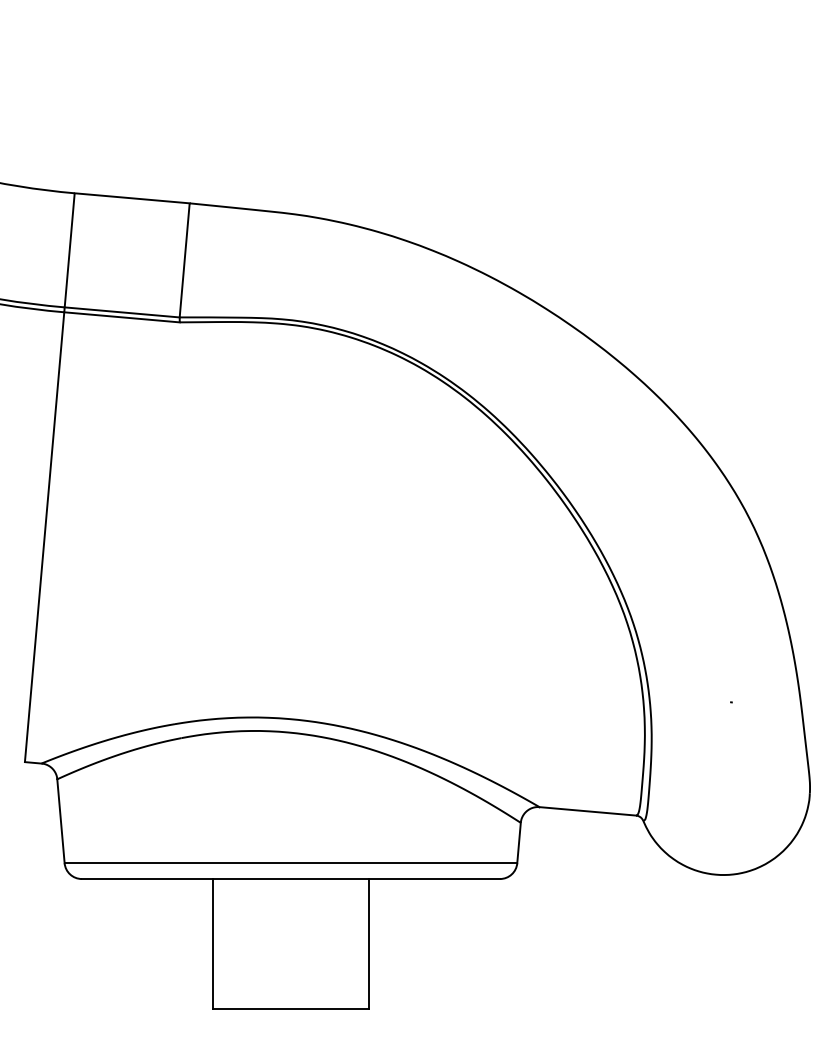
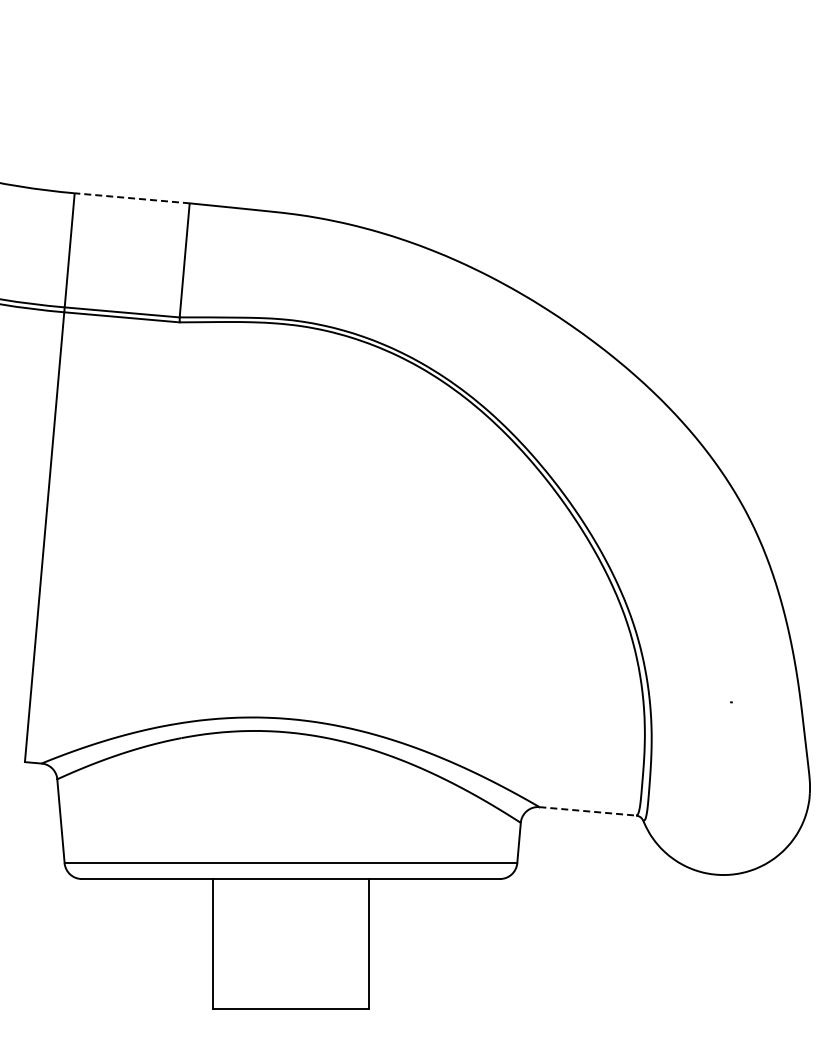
line: solid -> dashed (132, 198)
line: solid -> dashed (587, 811)
